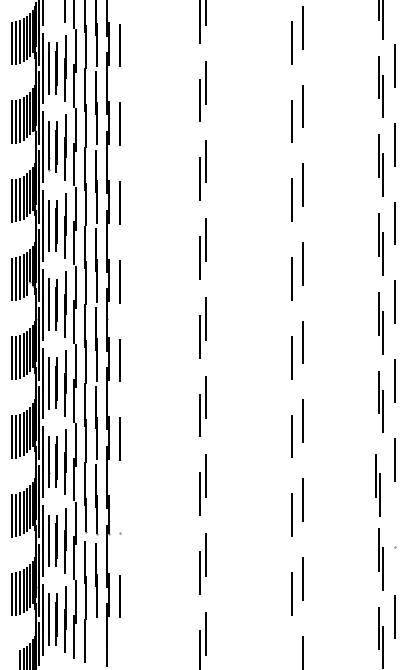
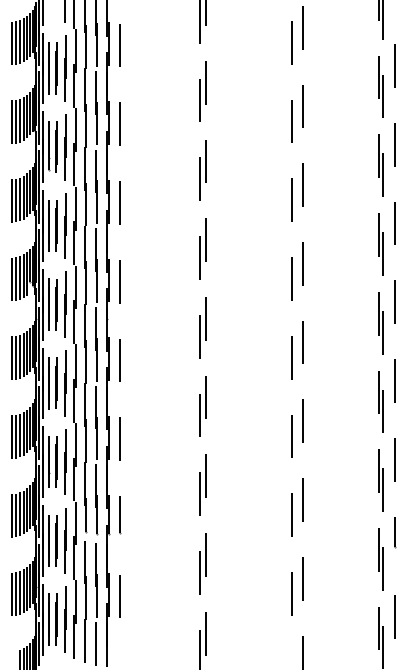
part position: (377, 485) -> (380, 480) (380, 480)
line: none -> present (120, 514)
line: none -> present (394, 531)
line: none -> present (95, 643)
